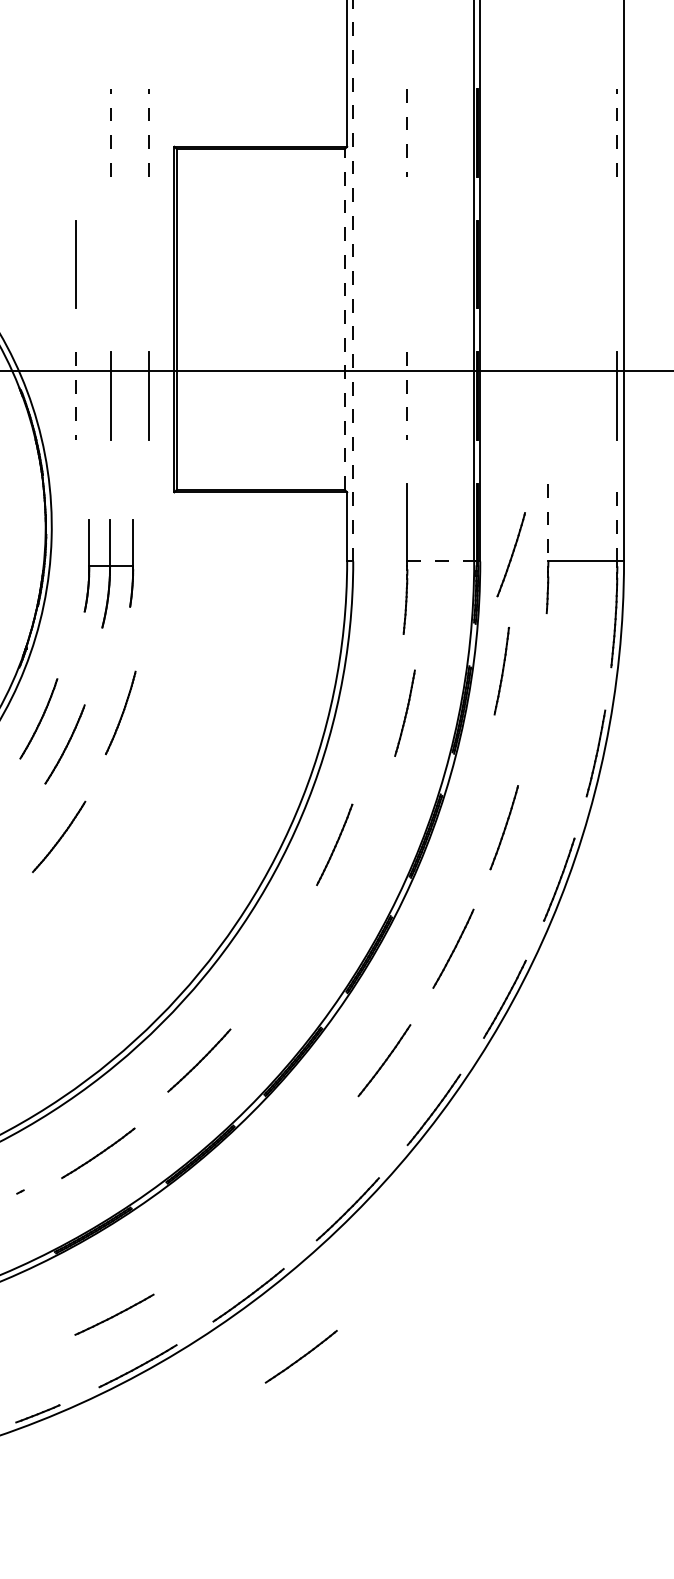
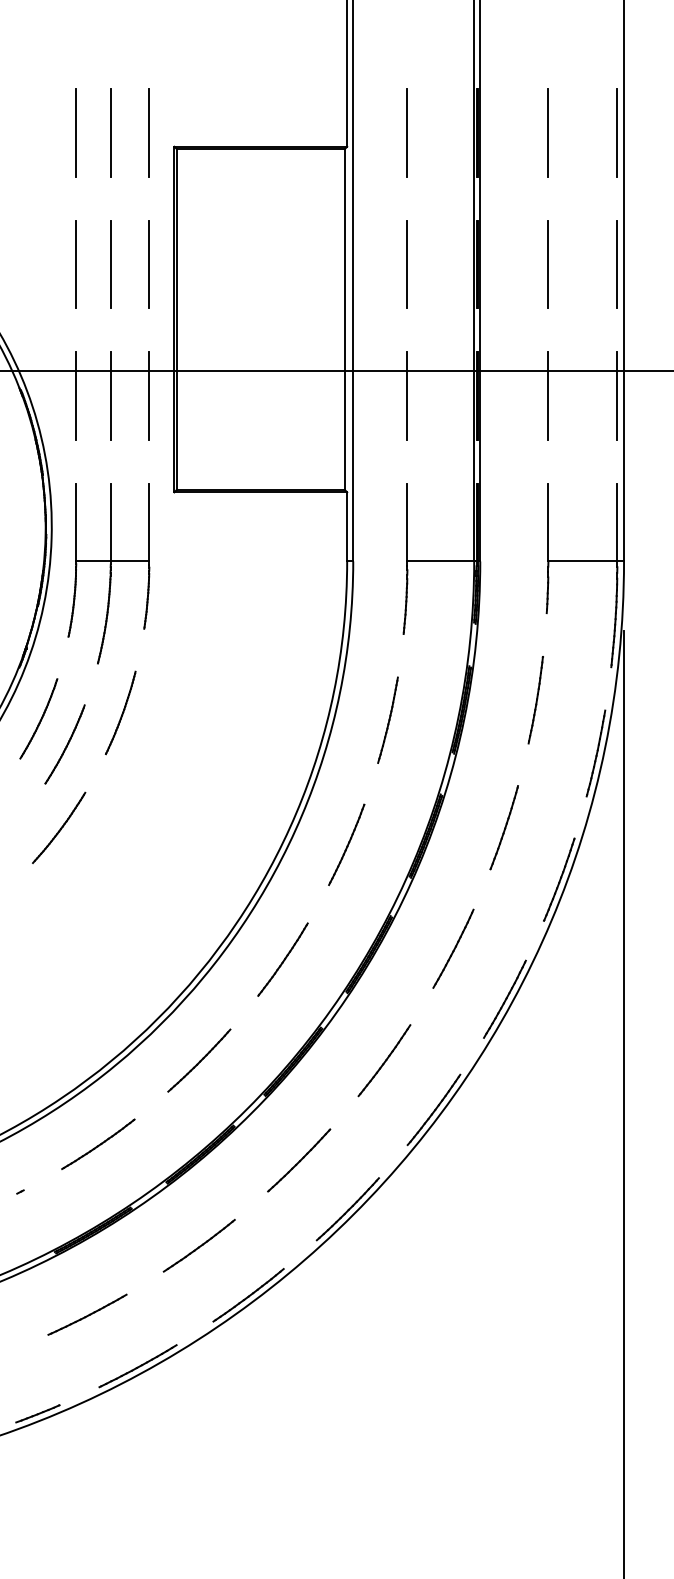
line: none -> present (76, 132)
line: dashed -> solid (110, 132)
line: dashed -> solid (149, 132)
line: dashed -> solid (407, 132)
line: none -> present (547, 132)
line: dashed -> solid (617, 132)
line: none -> present (110, 264)
line: none -> present (149, 264)
line: none -> present (407, 264)
line: none -> present (548, 264)
line: none -> present (617, 264)
line: dashed -> solid (353, 280)
line: dashed -> solid (344, 319)
line: none -> present (548, 395)
line: dashed -> solid (76, 396)
line: dashed -> solid (407, 396)
line: dashed -> solid (548, 522)
line: dashed -> solid (617, 522)
line: present -> none (511, 554)
line: dashed -> solid (441, 561)
part size: 52x110 px -> 84x182 px (108, 573)
part position: (501, 671) -> (535, 700) (535, 700)
part position: (404, 712) -> (387, 719) (387, 719)
part position: (59, 836) -> (59, 827) (59, 827)
part position: (334, 844) -> (346, 844) (346, 844)
part: none -> present (282, 959)
line: none -> present (624, 1102)
part position: (98, 1152) -> (98, 1143) (98, 1143)
part: none -> present (299, 1160)
part position: (114, 1314) -> (87, 1314) (87, 1314)
part position: (300, 1356) -> (198, 1245) (198, 1245)
